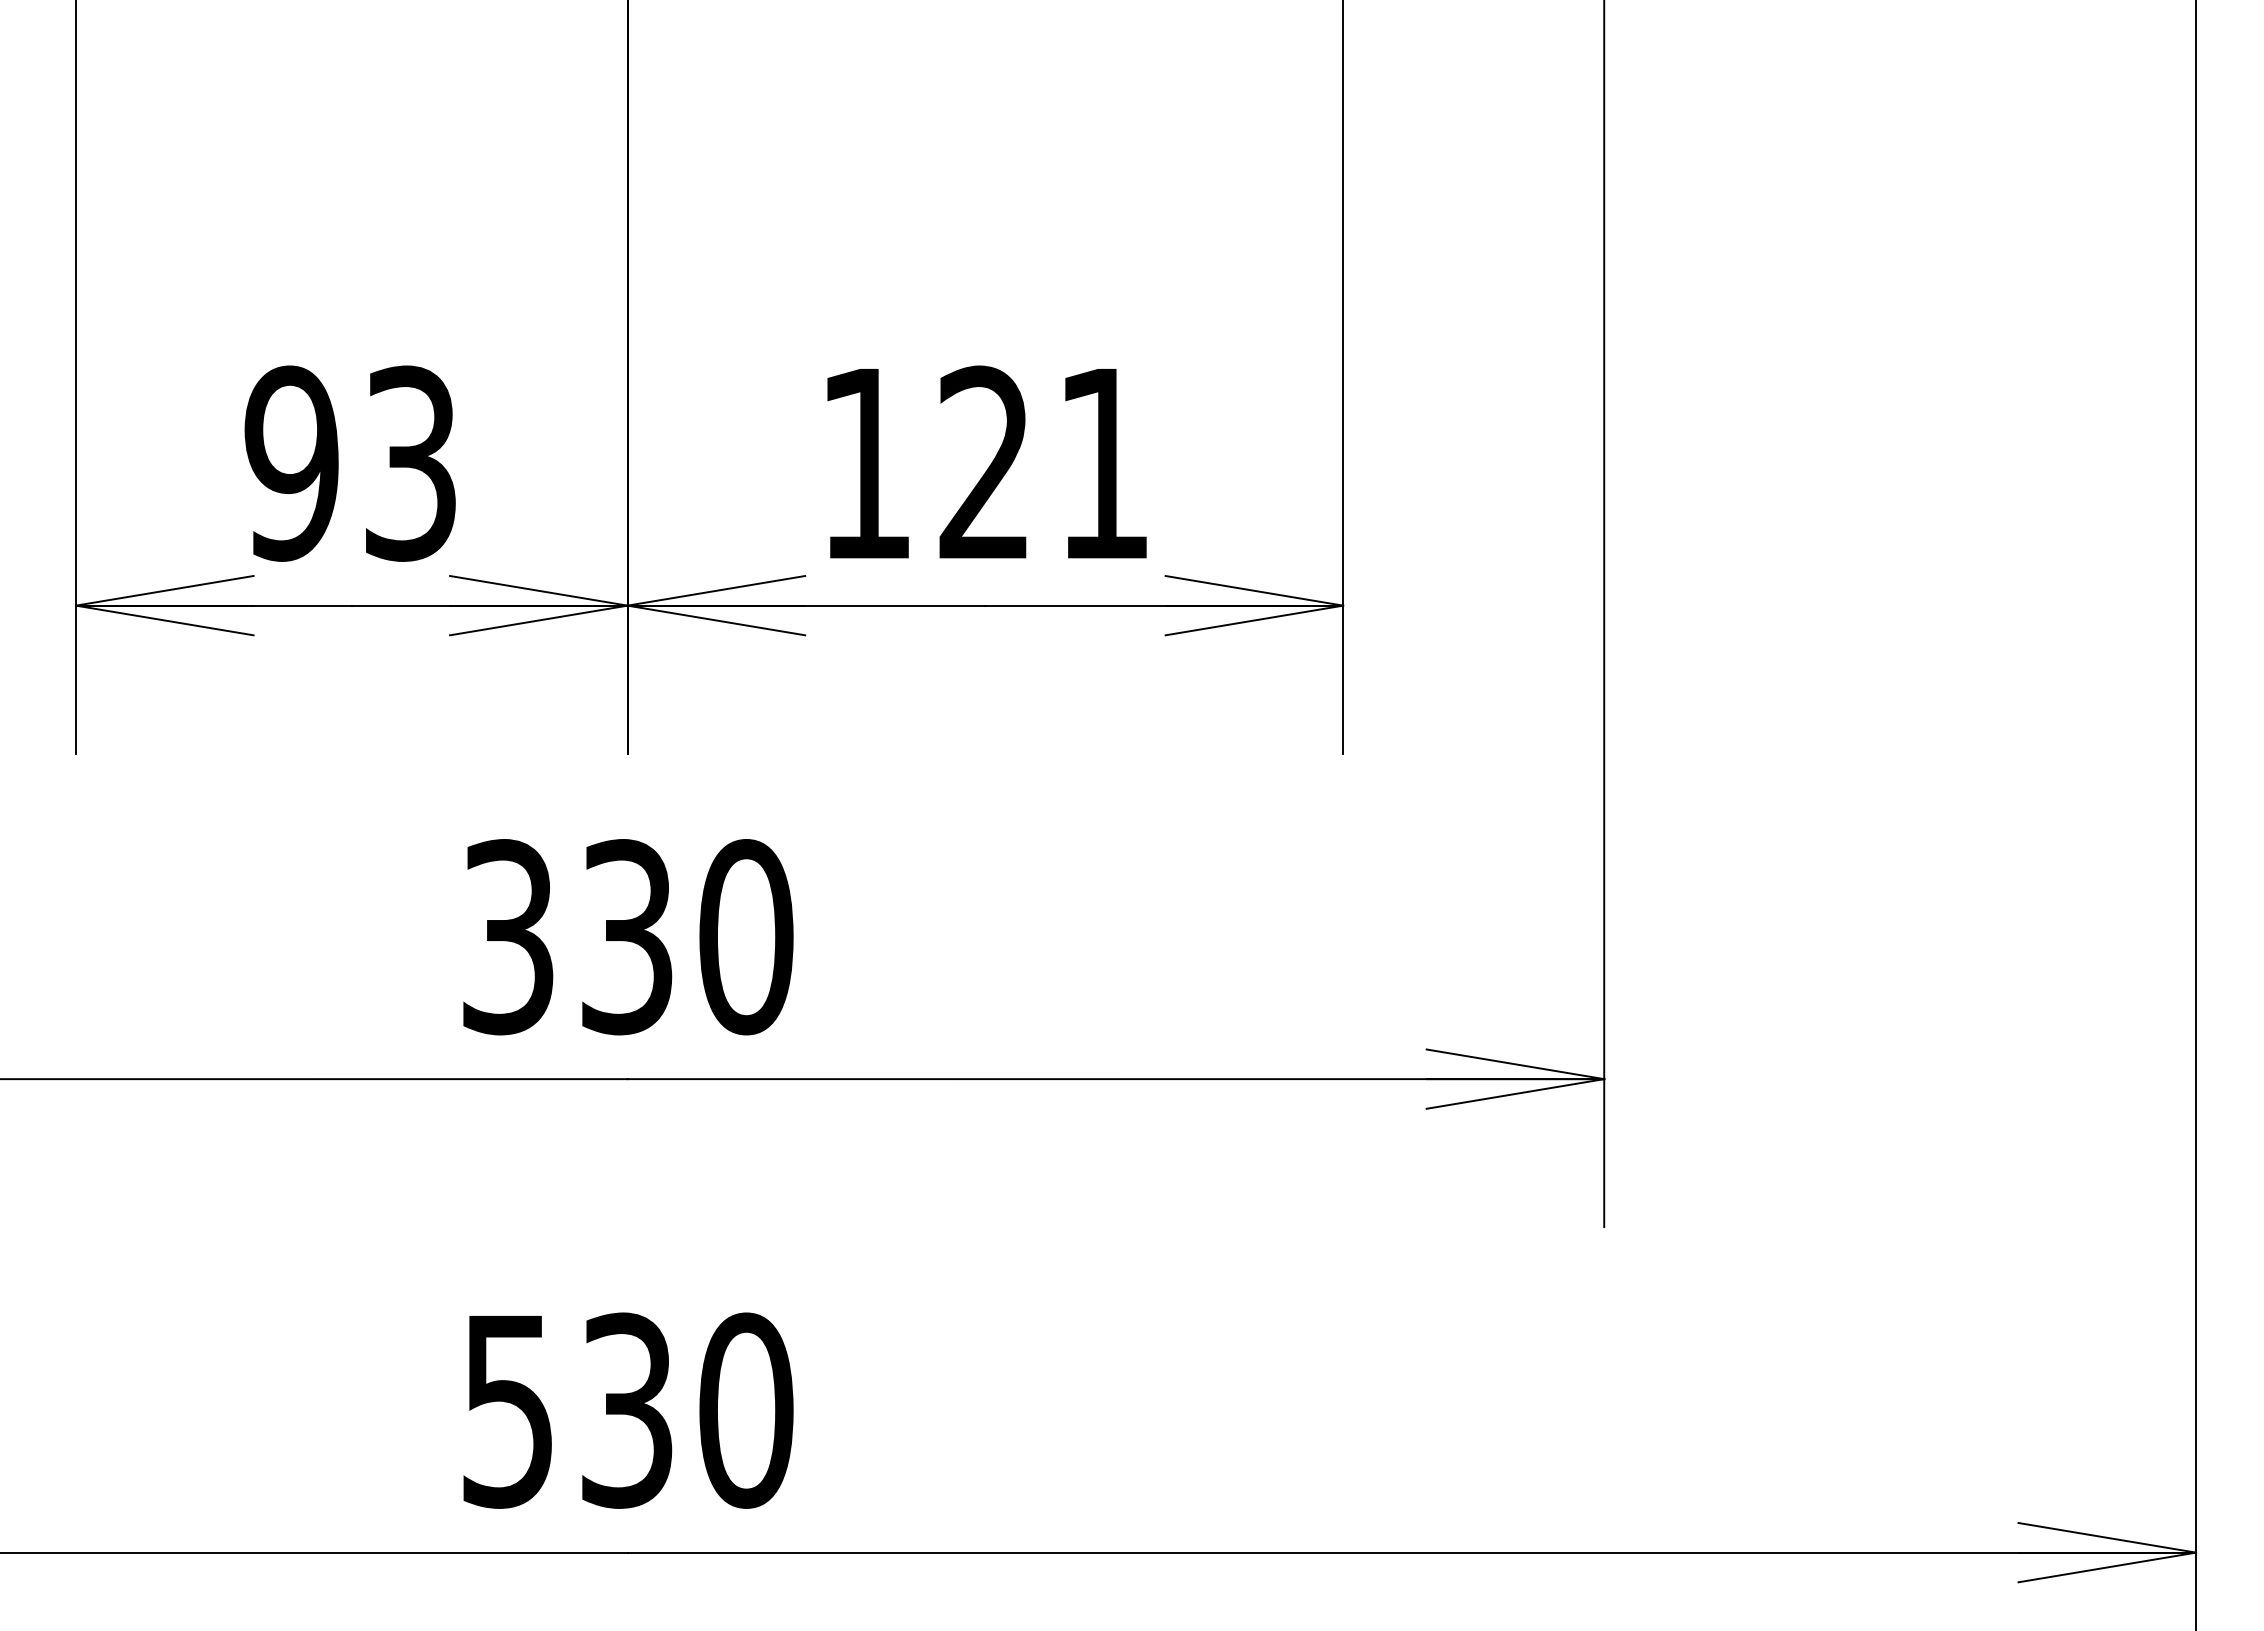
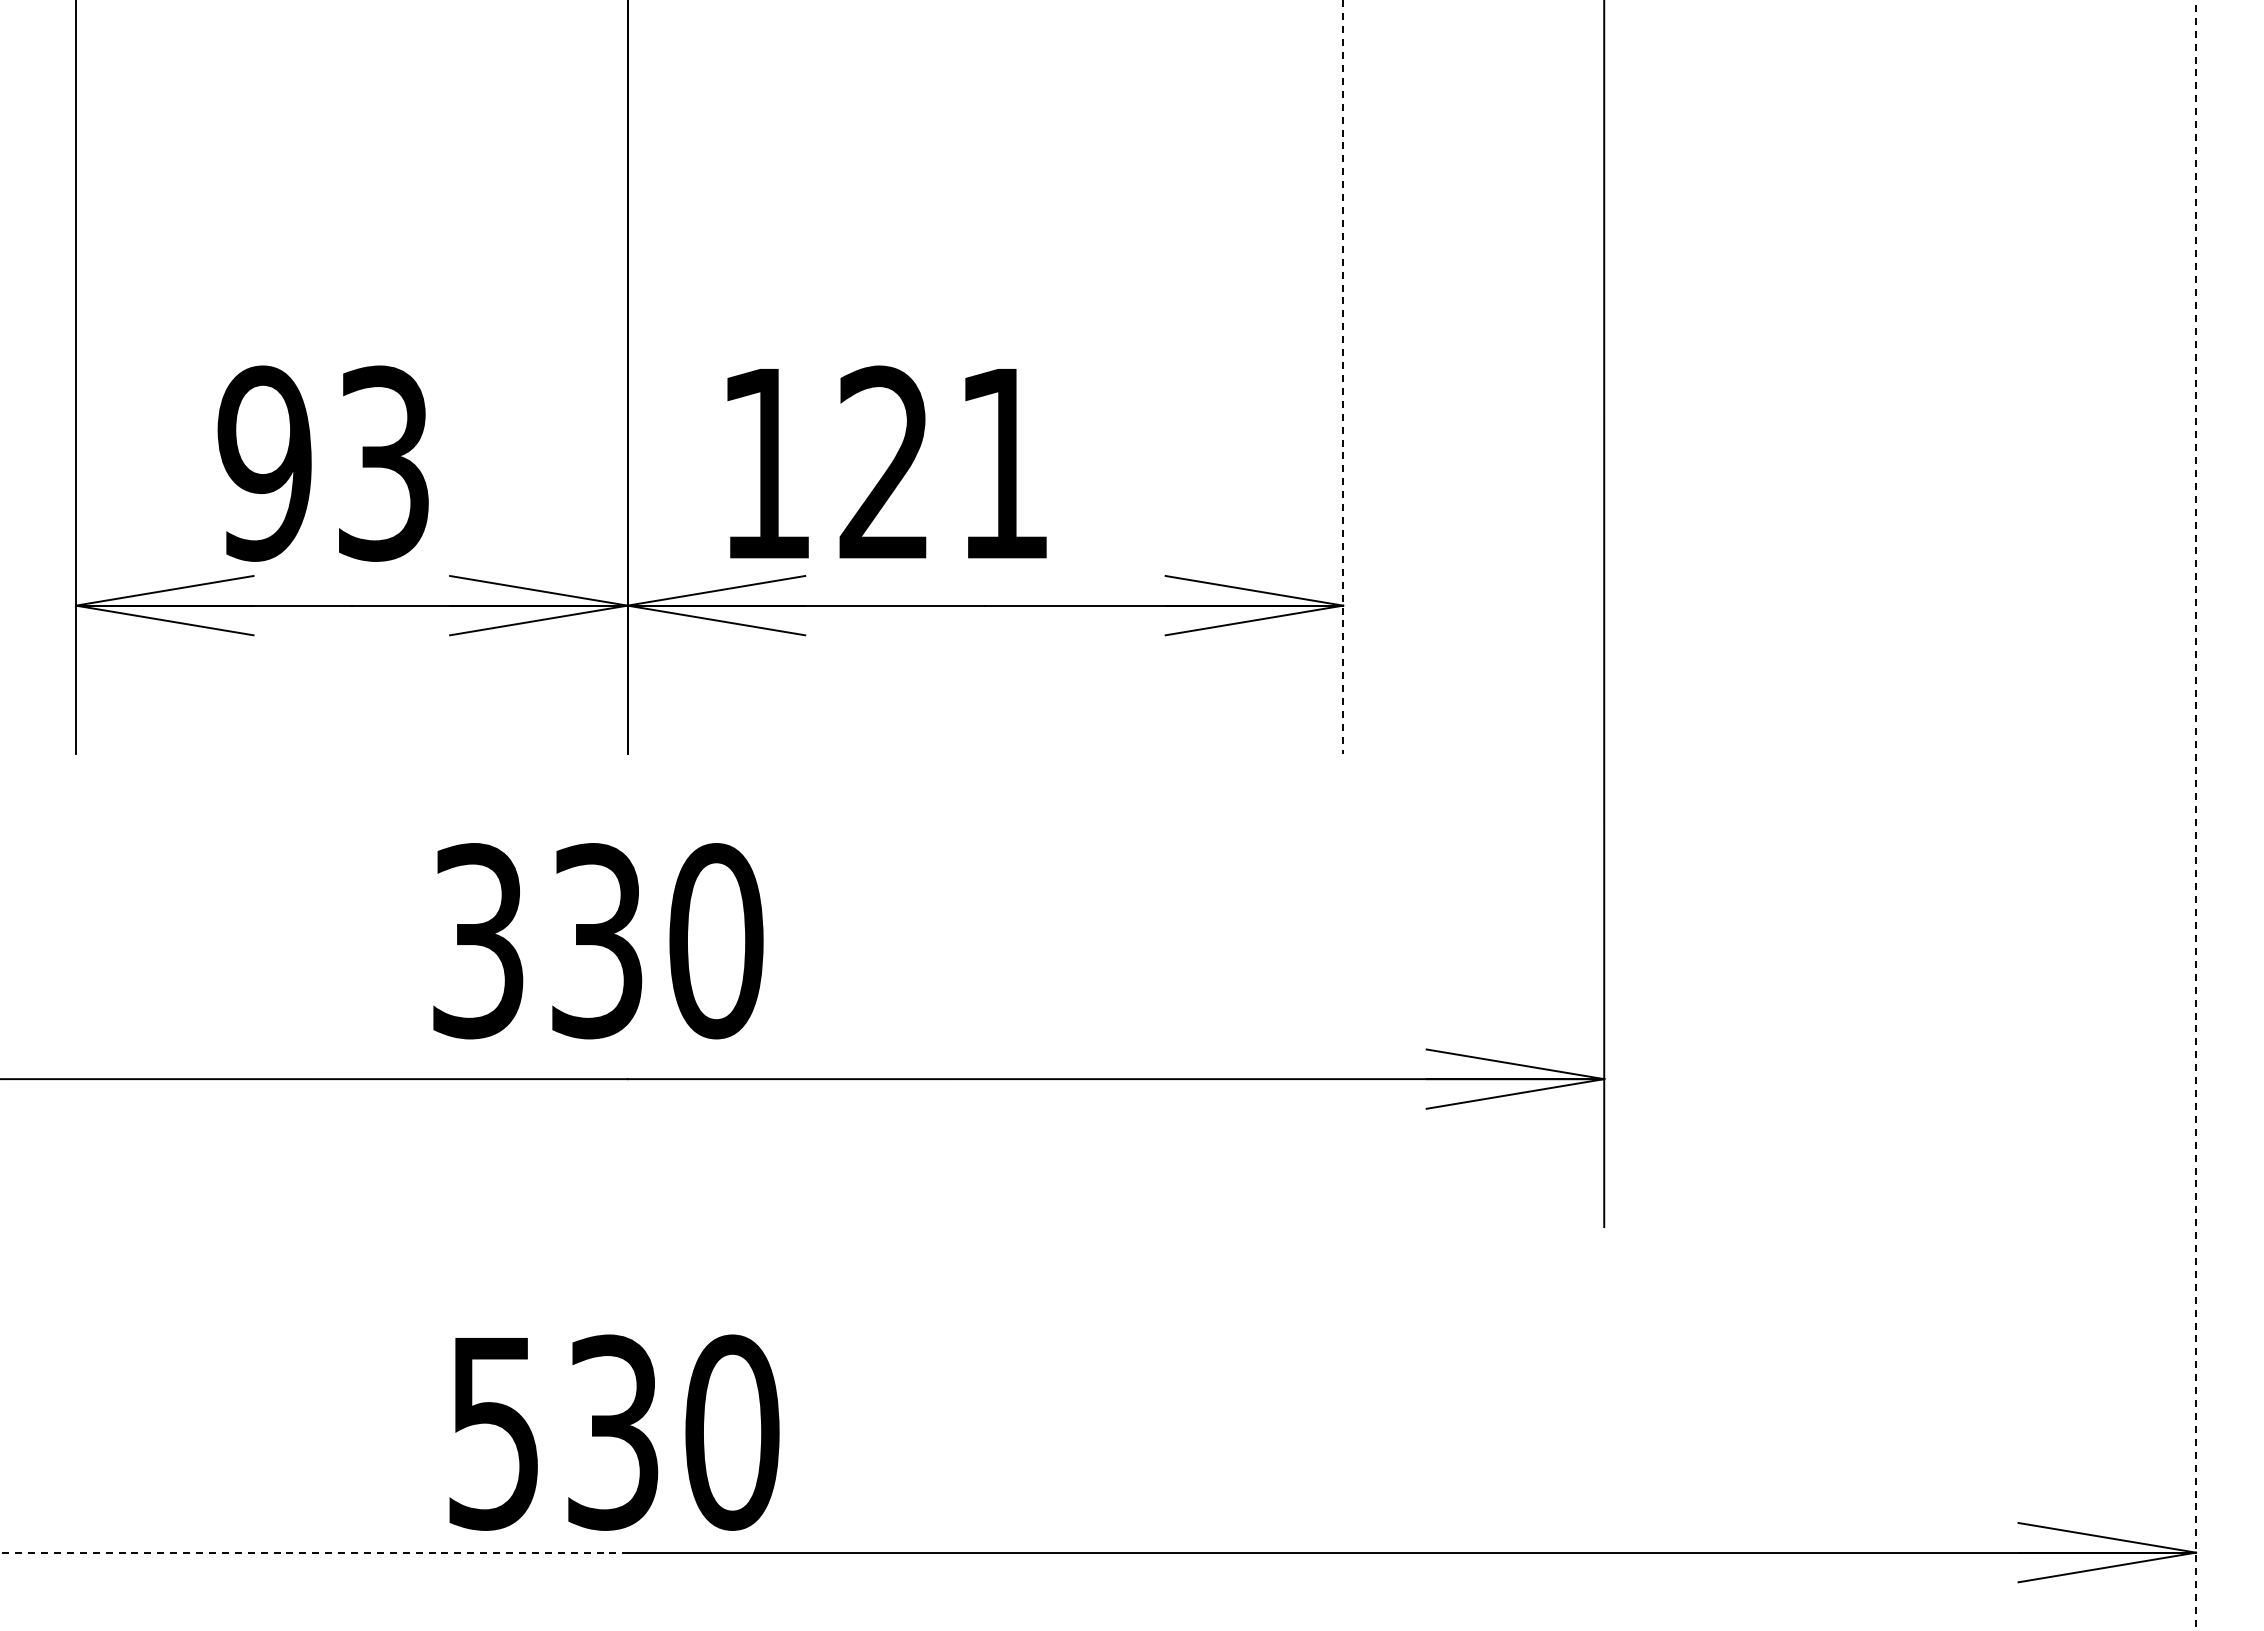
line: solid -> dashed (1343, 376)
text position: (986, 461) -> (886, 461) (886, 461)
text position: (349, 463) -> (322, 463) (322, 463)
line: solid -> dashed (2196, 815)
text position: (628, 937) -> (598, 941) (598, 941)
text position: (628, 1410) -> (614, 1432) (614, 1432)
line: solid -> dashed (314, 1552)
